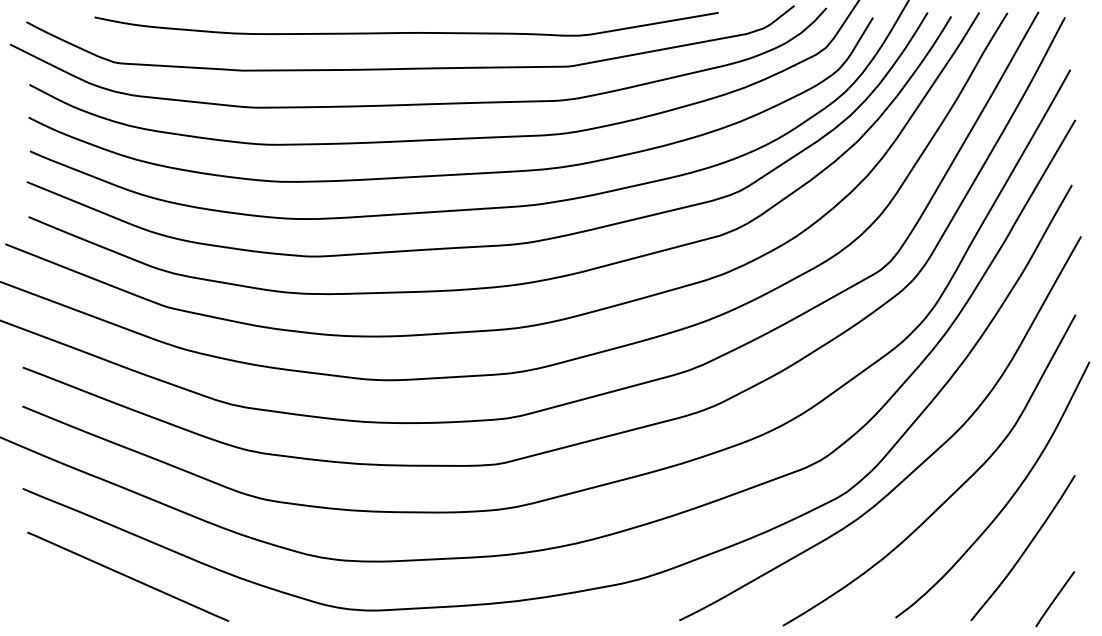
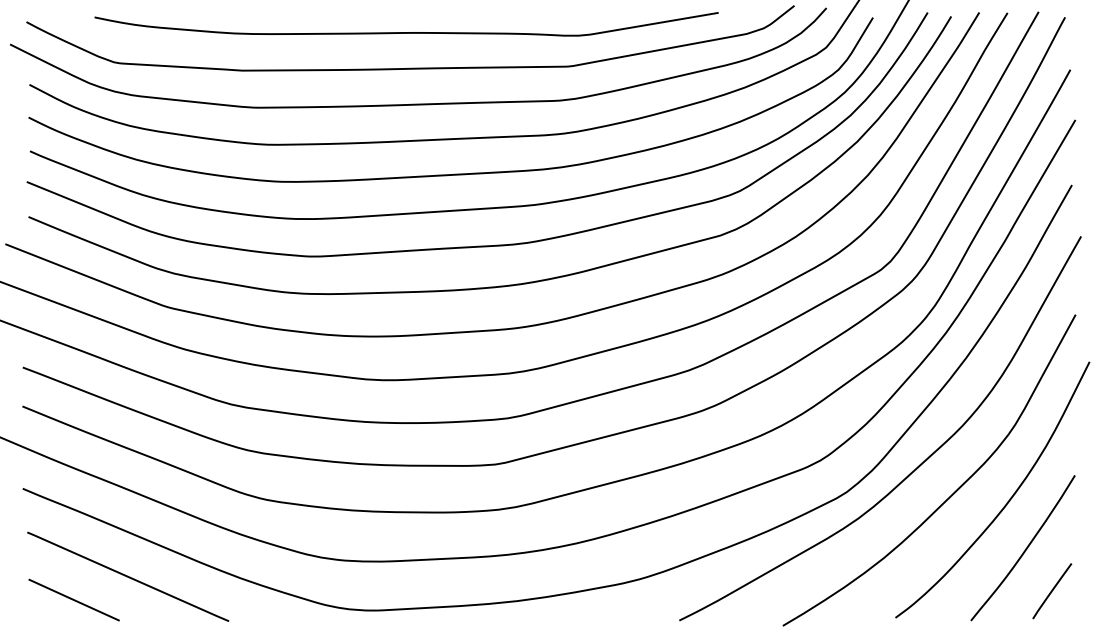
line: none -> present (73, 599)
line position: (1055, 599) -> (1052, 591) (1052, 591)
